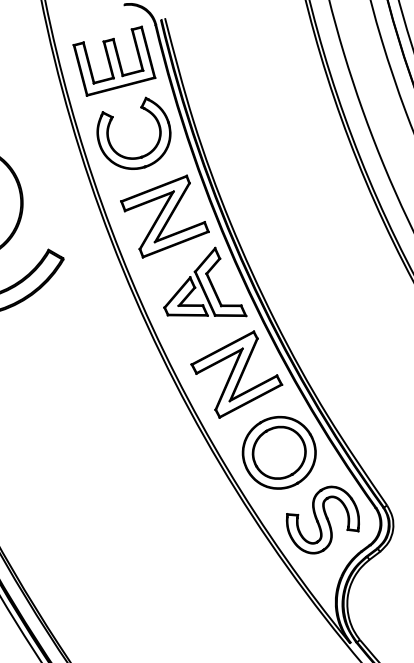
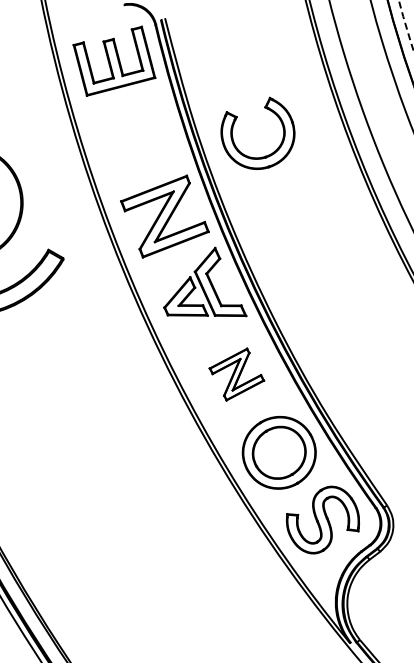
circle: solid -> dashed (405, 25)
part position: (111, 122) -> (235, 122) (235, 122)
part size: 94x89 px -> 58x55 px (236, 374)
